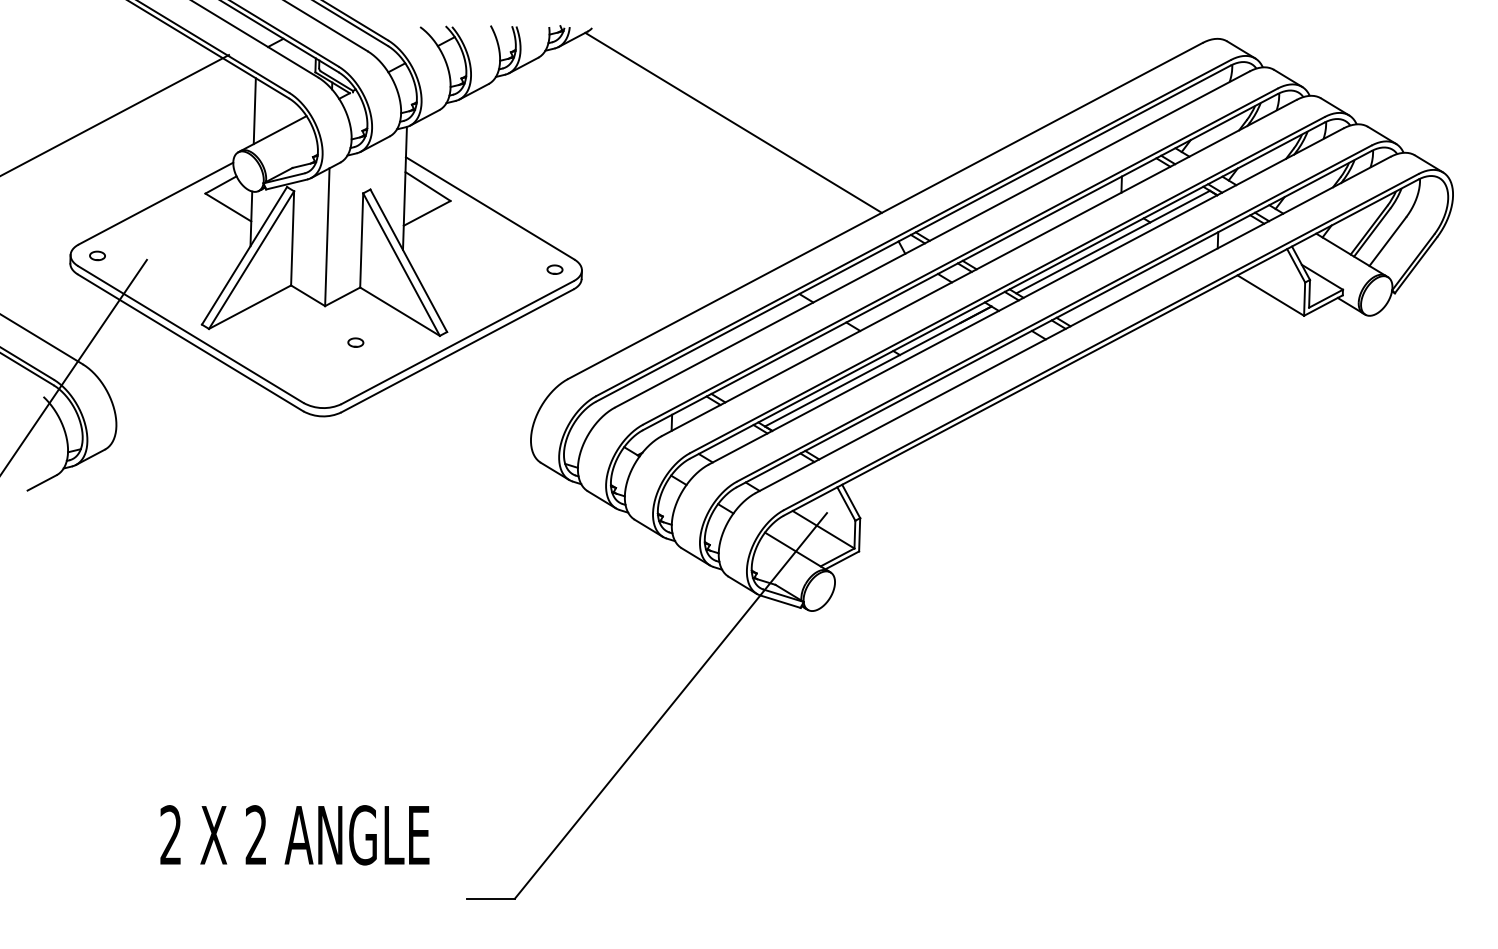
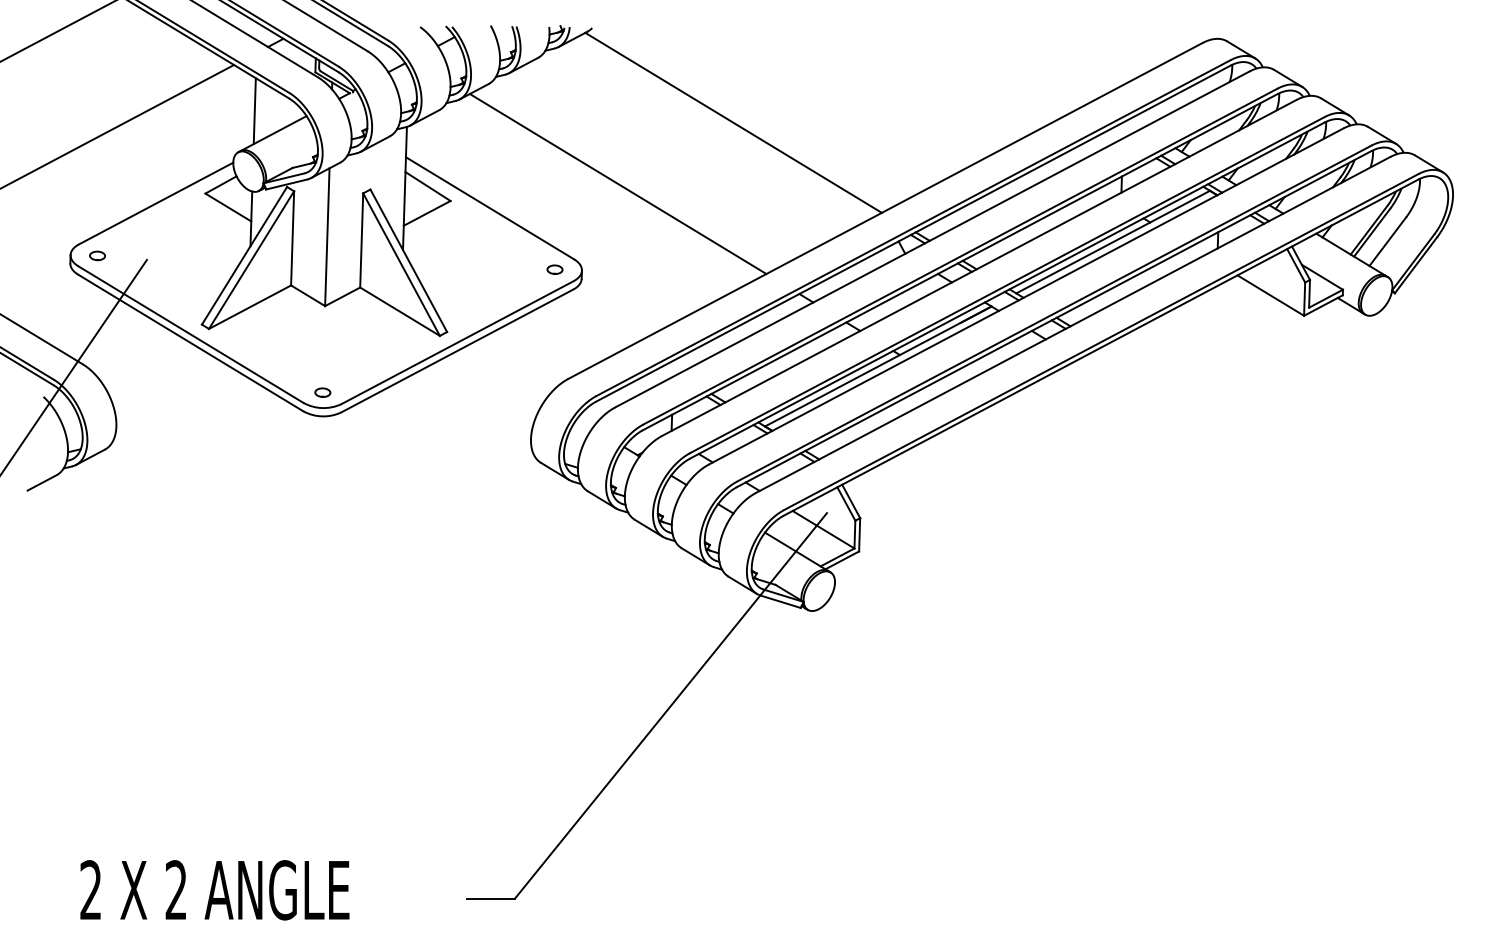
line: none -> present (57, 31)
line position: (115, 114) -> (118, 126) (118, 126)
line: none -> present (617, 184)
part position: (355, 342) -> (322, 392) (322, 392)
text position: (294, 835) -> (214, 890) (214, 890)
